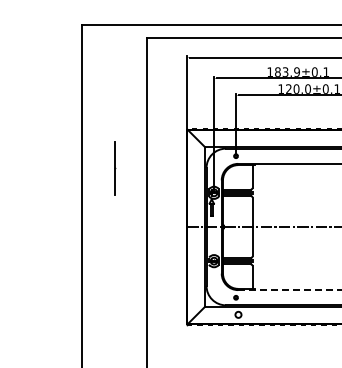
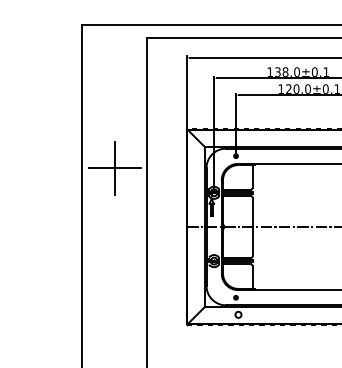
text: 183.9±0.1 -> 138.0±0.1 (287, 71)
line: none -> present (114, 168)
line: dashed -> solid (290, 290)
